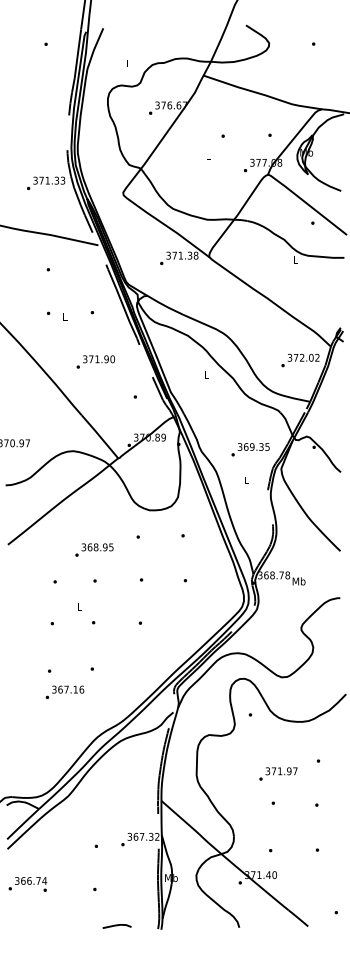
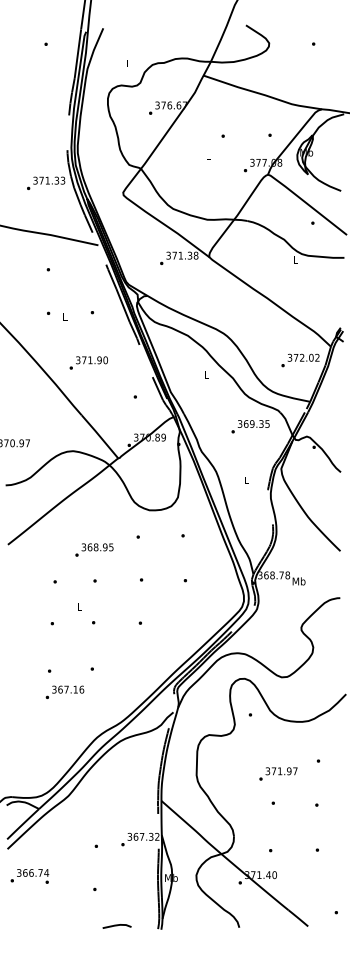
text position: (95, 361) -> (88, 362) (88, 362)
text position: (250, 449) -> (250, 426) (250, 426)
text position: (27, 884) -> (29, 876) (29, 876)
